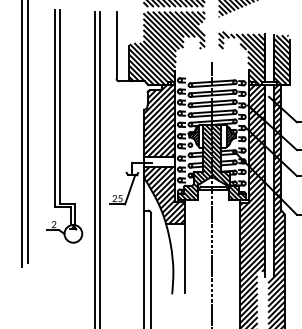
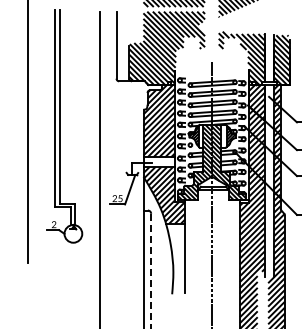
line: present -> none (22, 134)
line: present -> none (94, 168)
line: solid -> dashed (151, 271)
